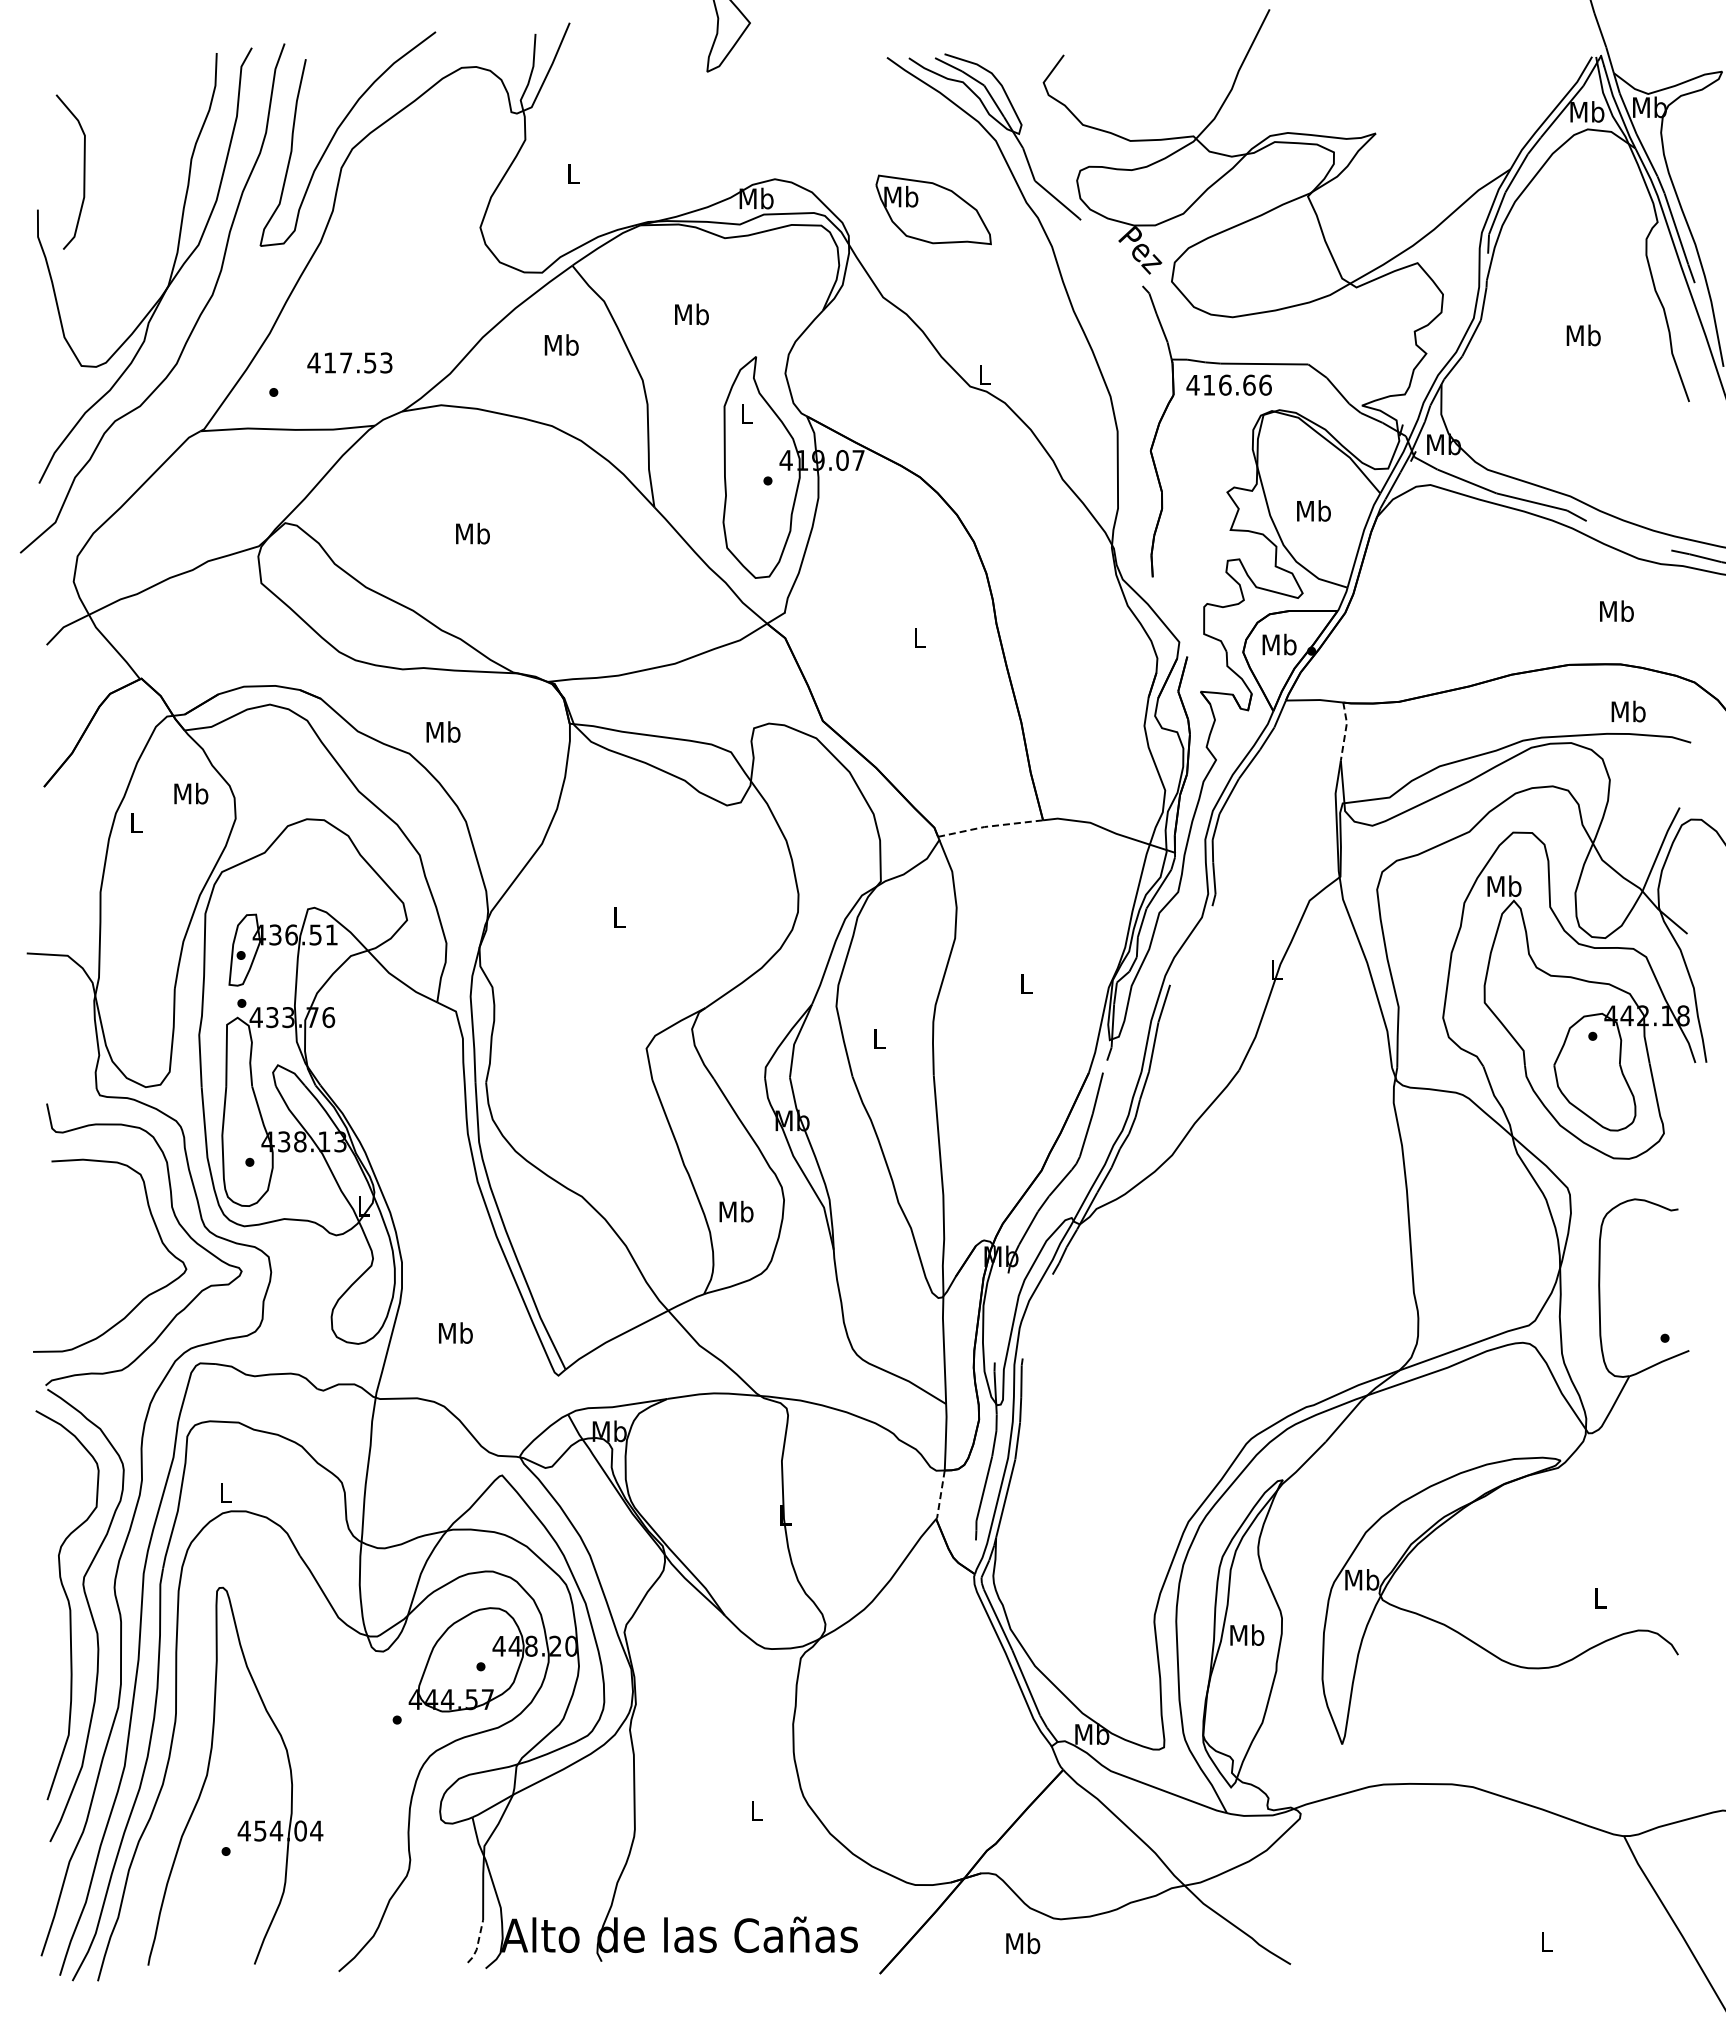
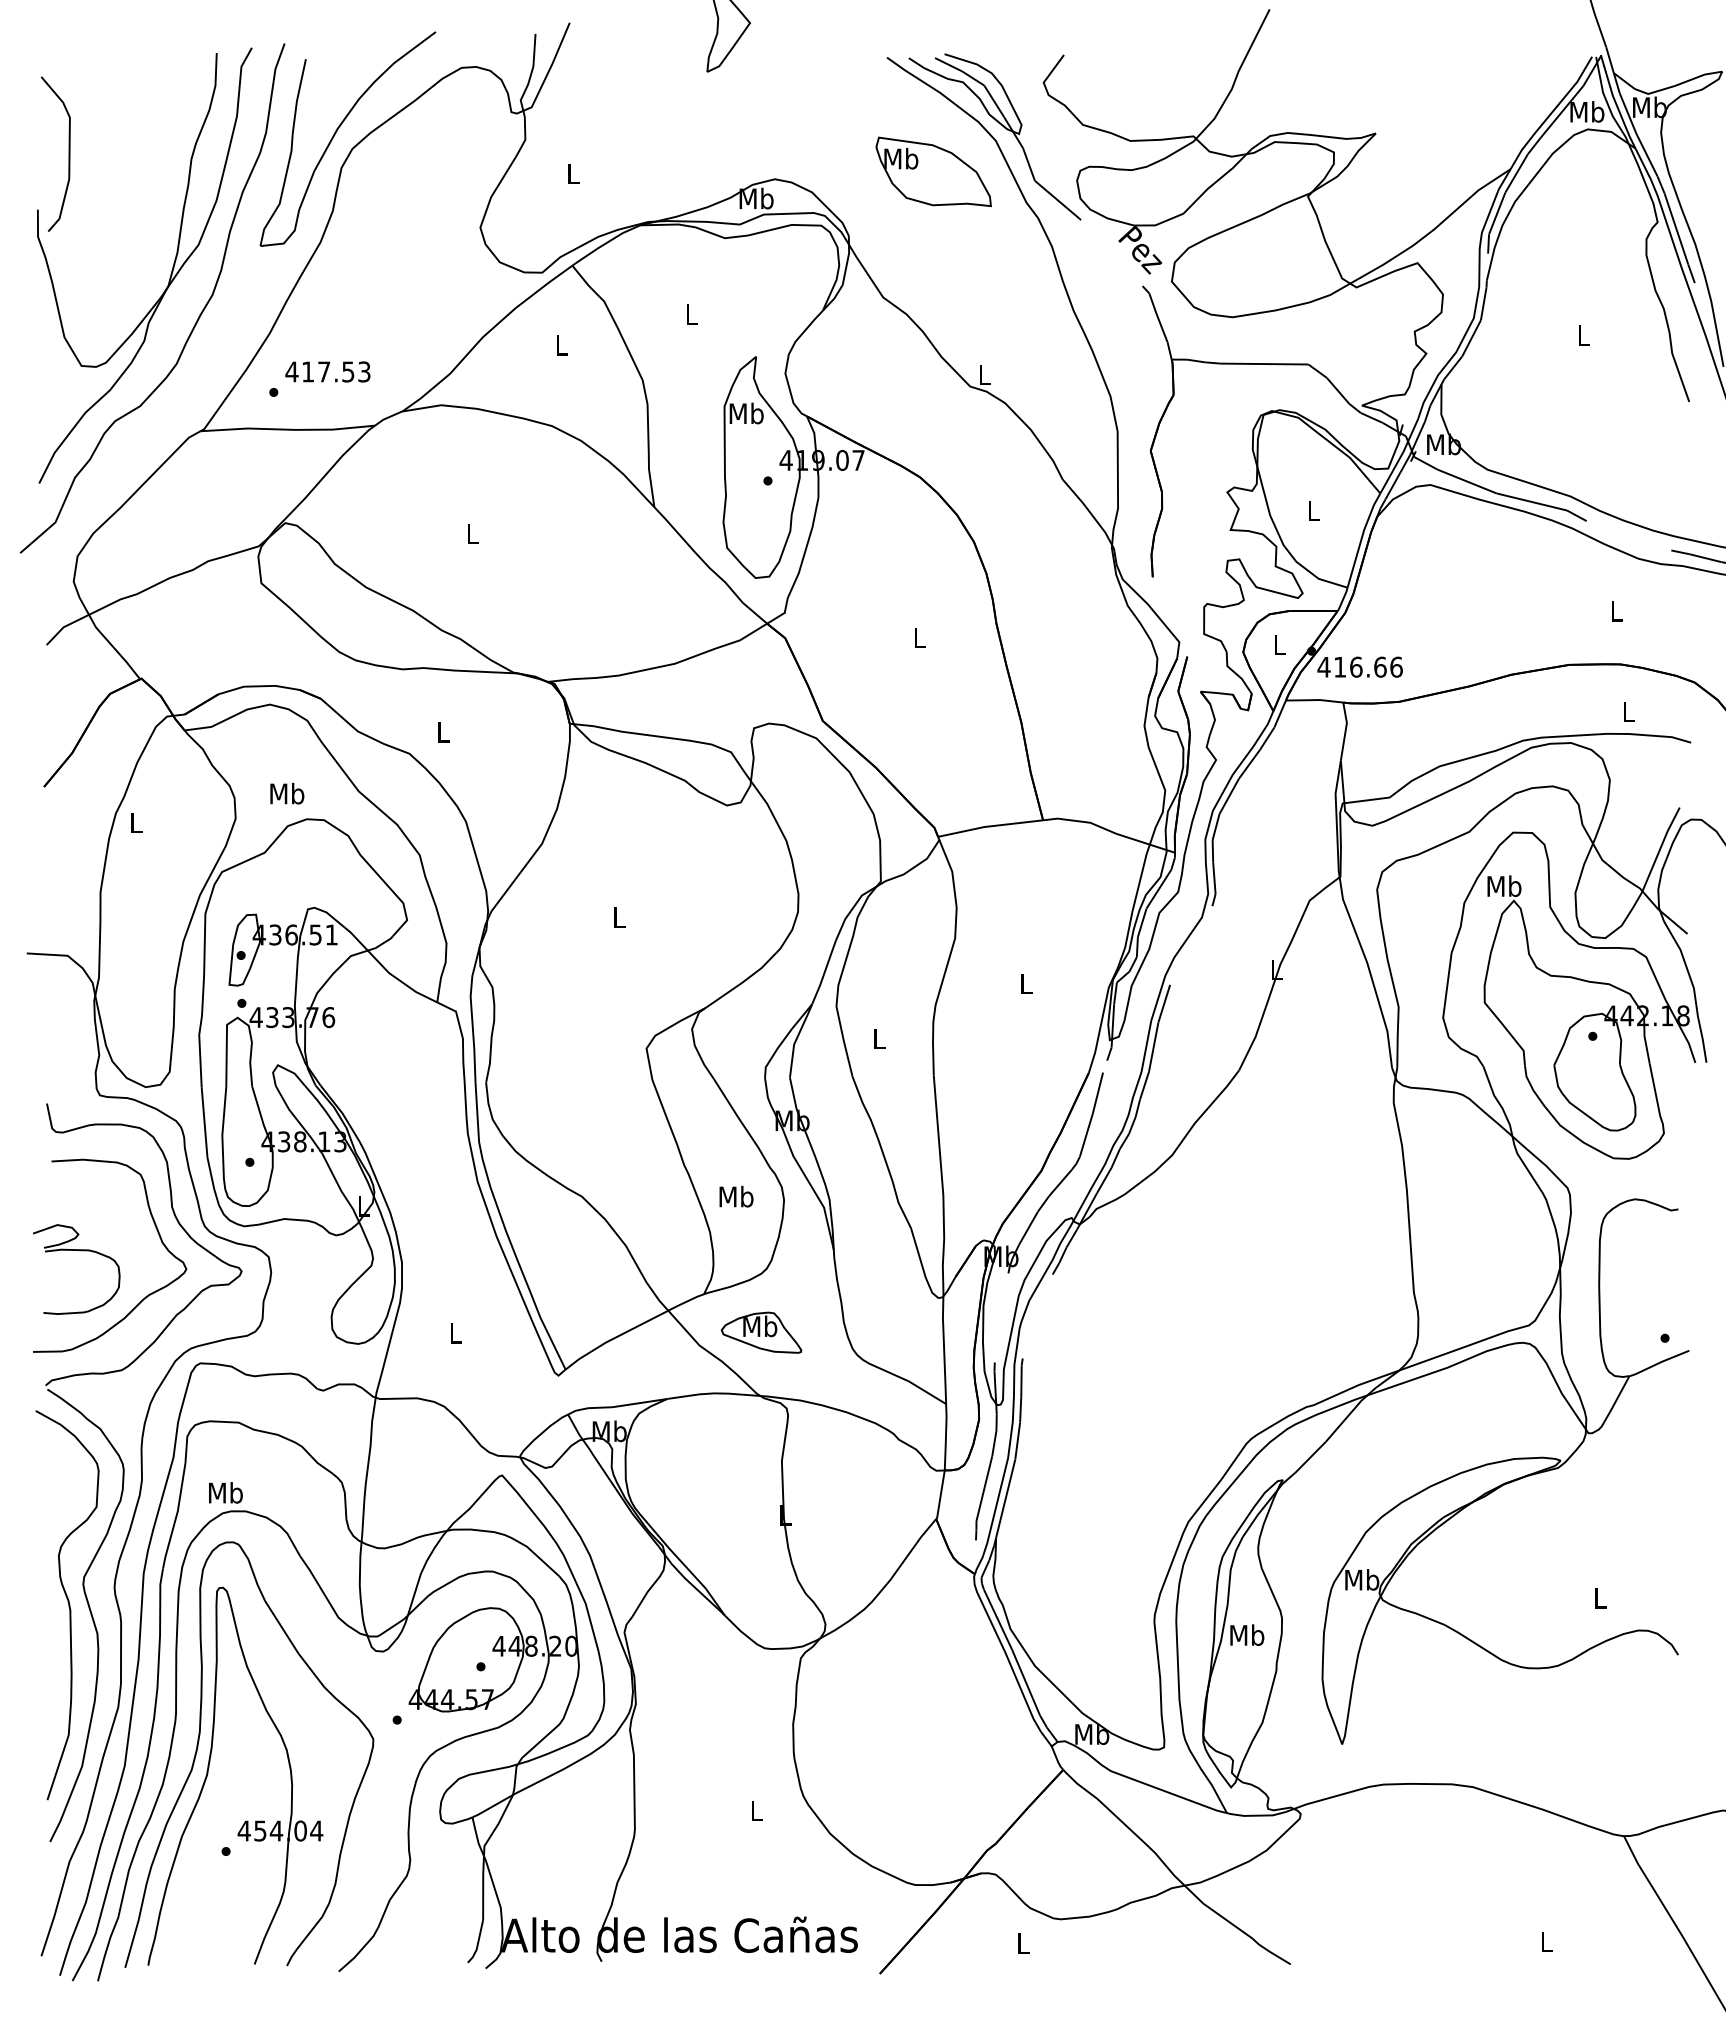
curve position: (83, 171) -> (68, 153) (68, 153)
part position: (933, 209) -> (933, 171) (933, 171)
text: Mb -> L (691, 314)
text: Mb -> L (1583, 335)
text: Mb -> L (561, 344)
text position: (349, 362) -> (327, 371) (327, 371)
text position: (1228, 384) -> (1359, 666) (1359, 666)
text: L -> Mb (746, 413)
text: Mb -> L (1313, 510)
text: Mb -> L (472, 533)
text: Mb -> L (1616, 611)
text: Mb -> L (1279, 644)
text: Mb -> L (1628, 711)
text: Mb -> L (443, 731)
line: dashed -> solid (1345, 731)
text position: (191, 793) -> (287, 793) (287, 793)
line: dashed -> solid (990, 826)
text position: (736, 1211) -> (736, 1196) (736, 1196)
part: none -> present (80, 1251)
text: Mb -> L (455, 1332)
part: none -> present (761, 1332)
text: L -> Mb (225, 1492)
line: dashed -> solid (940, 1495)
curve: none -> present (198, 1747)
text: Mb -> L (1023, 1943)
line: dashed -> solid (477, 1944)
